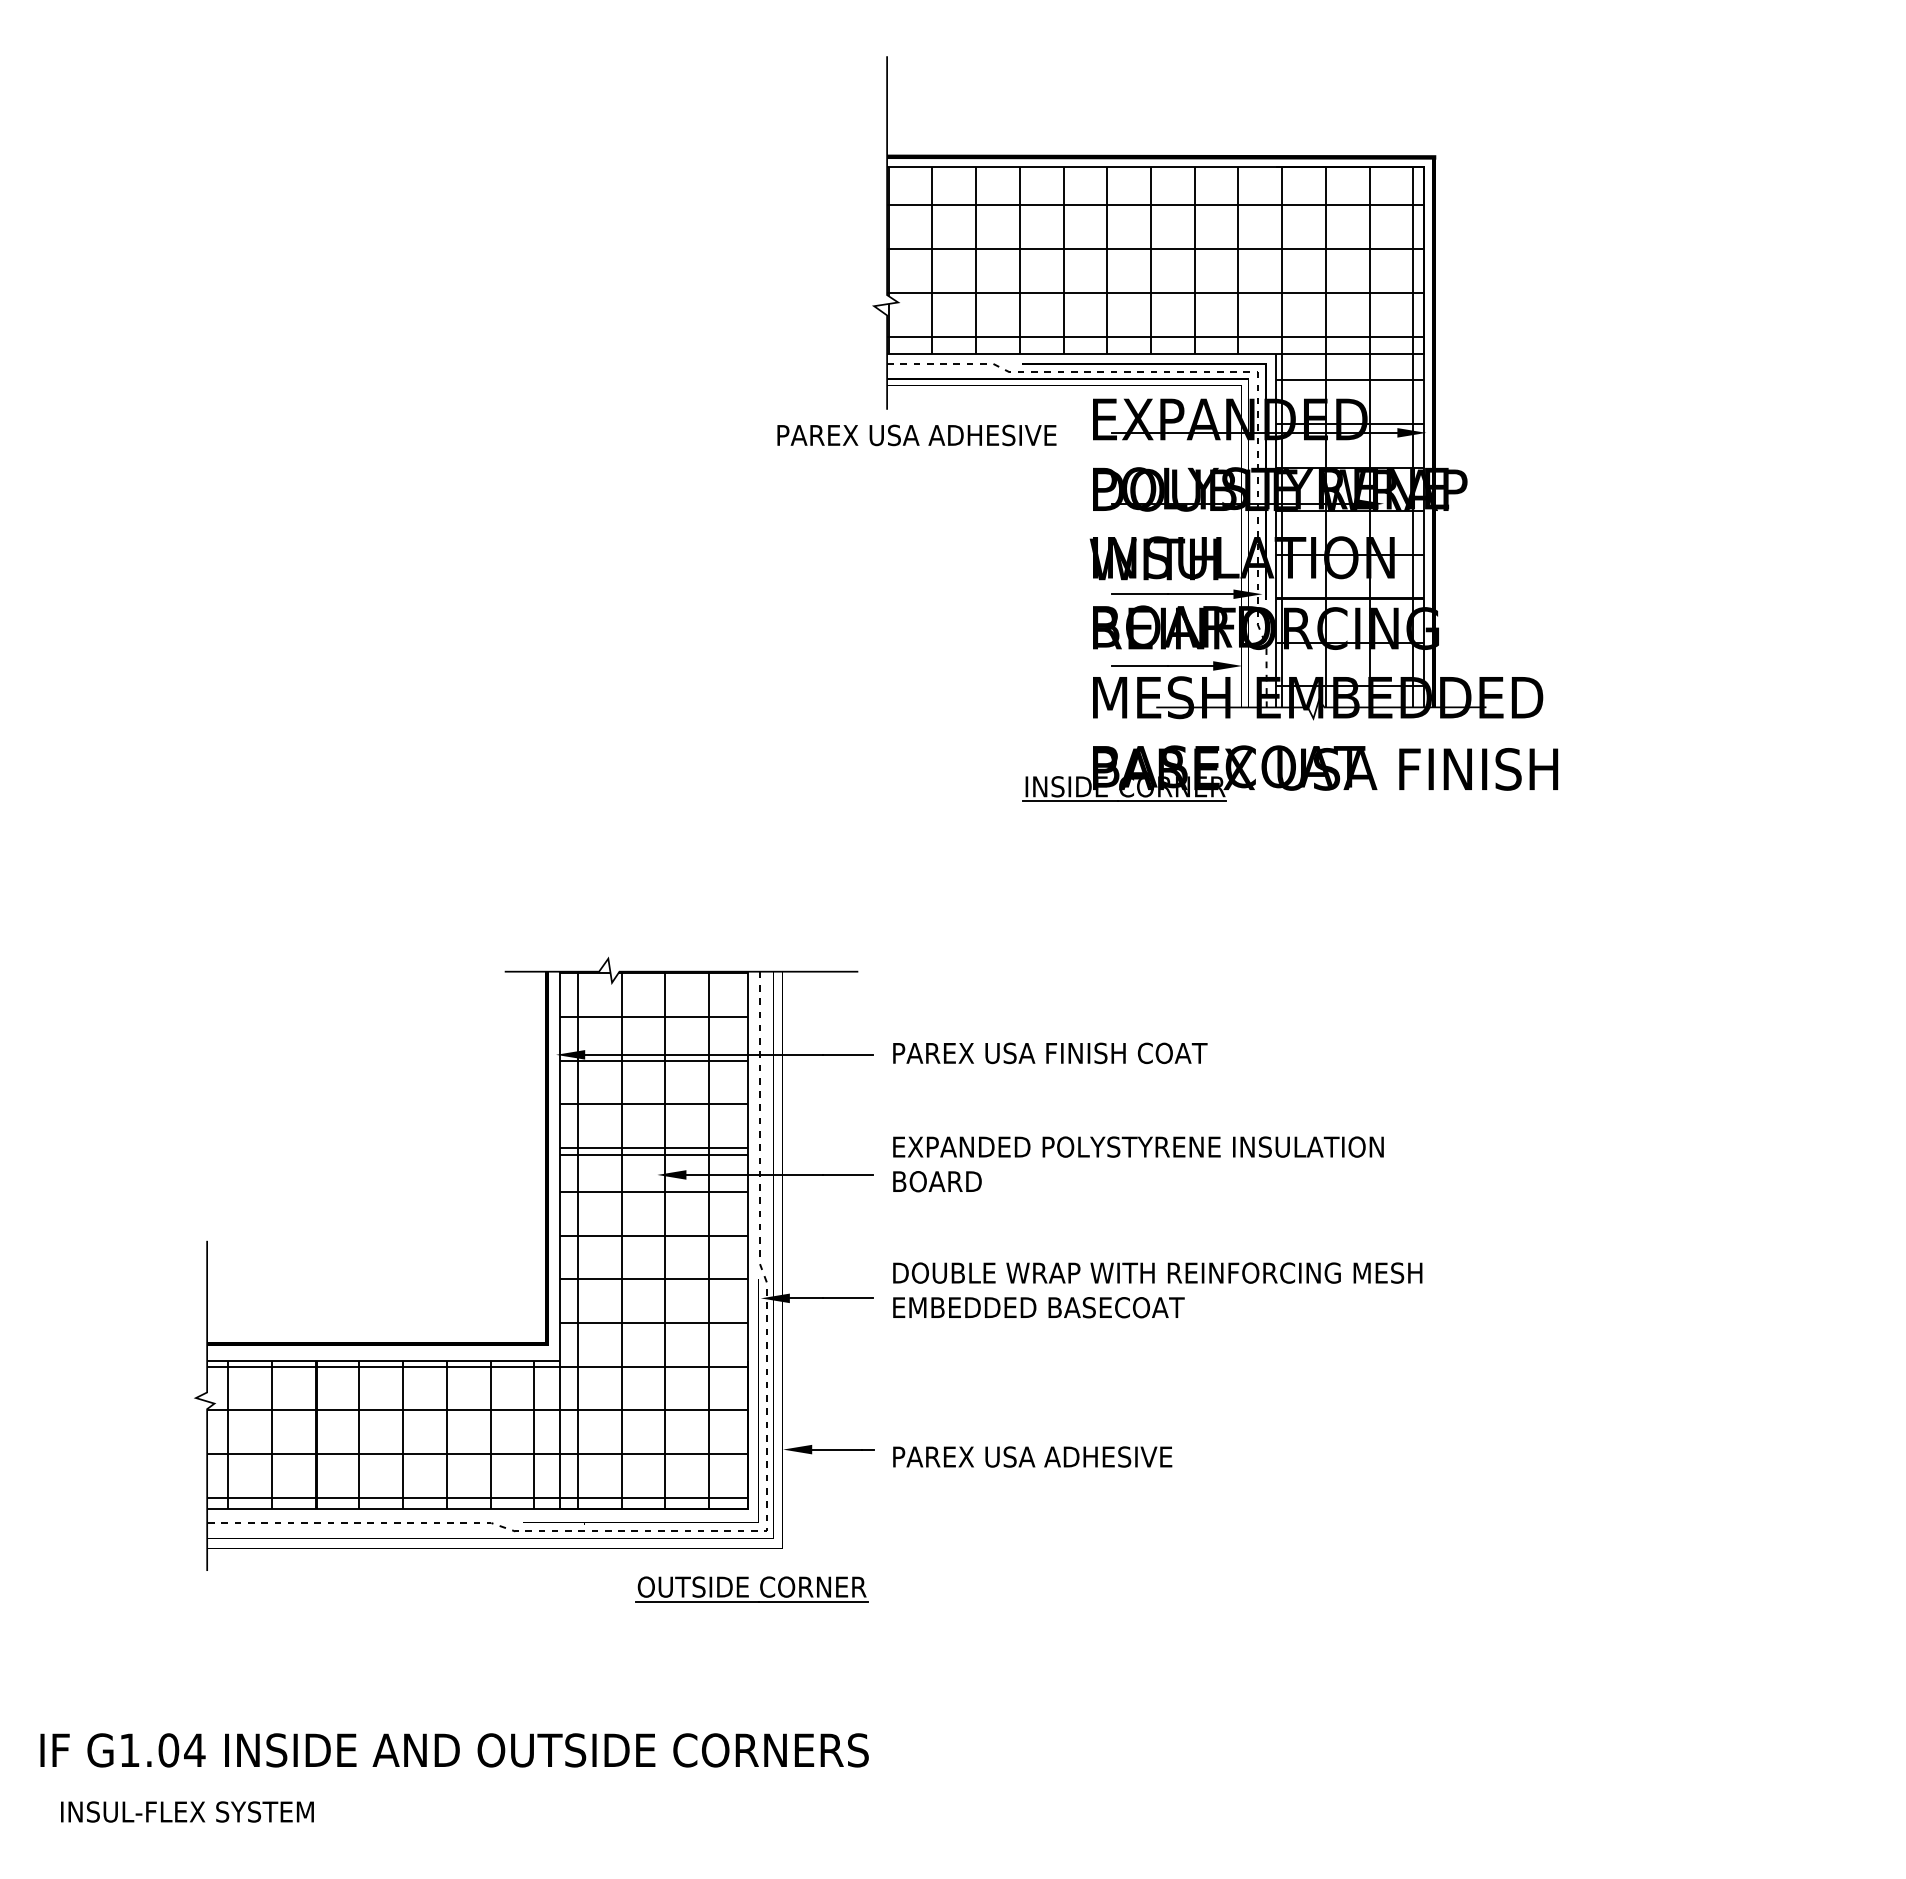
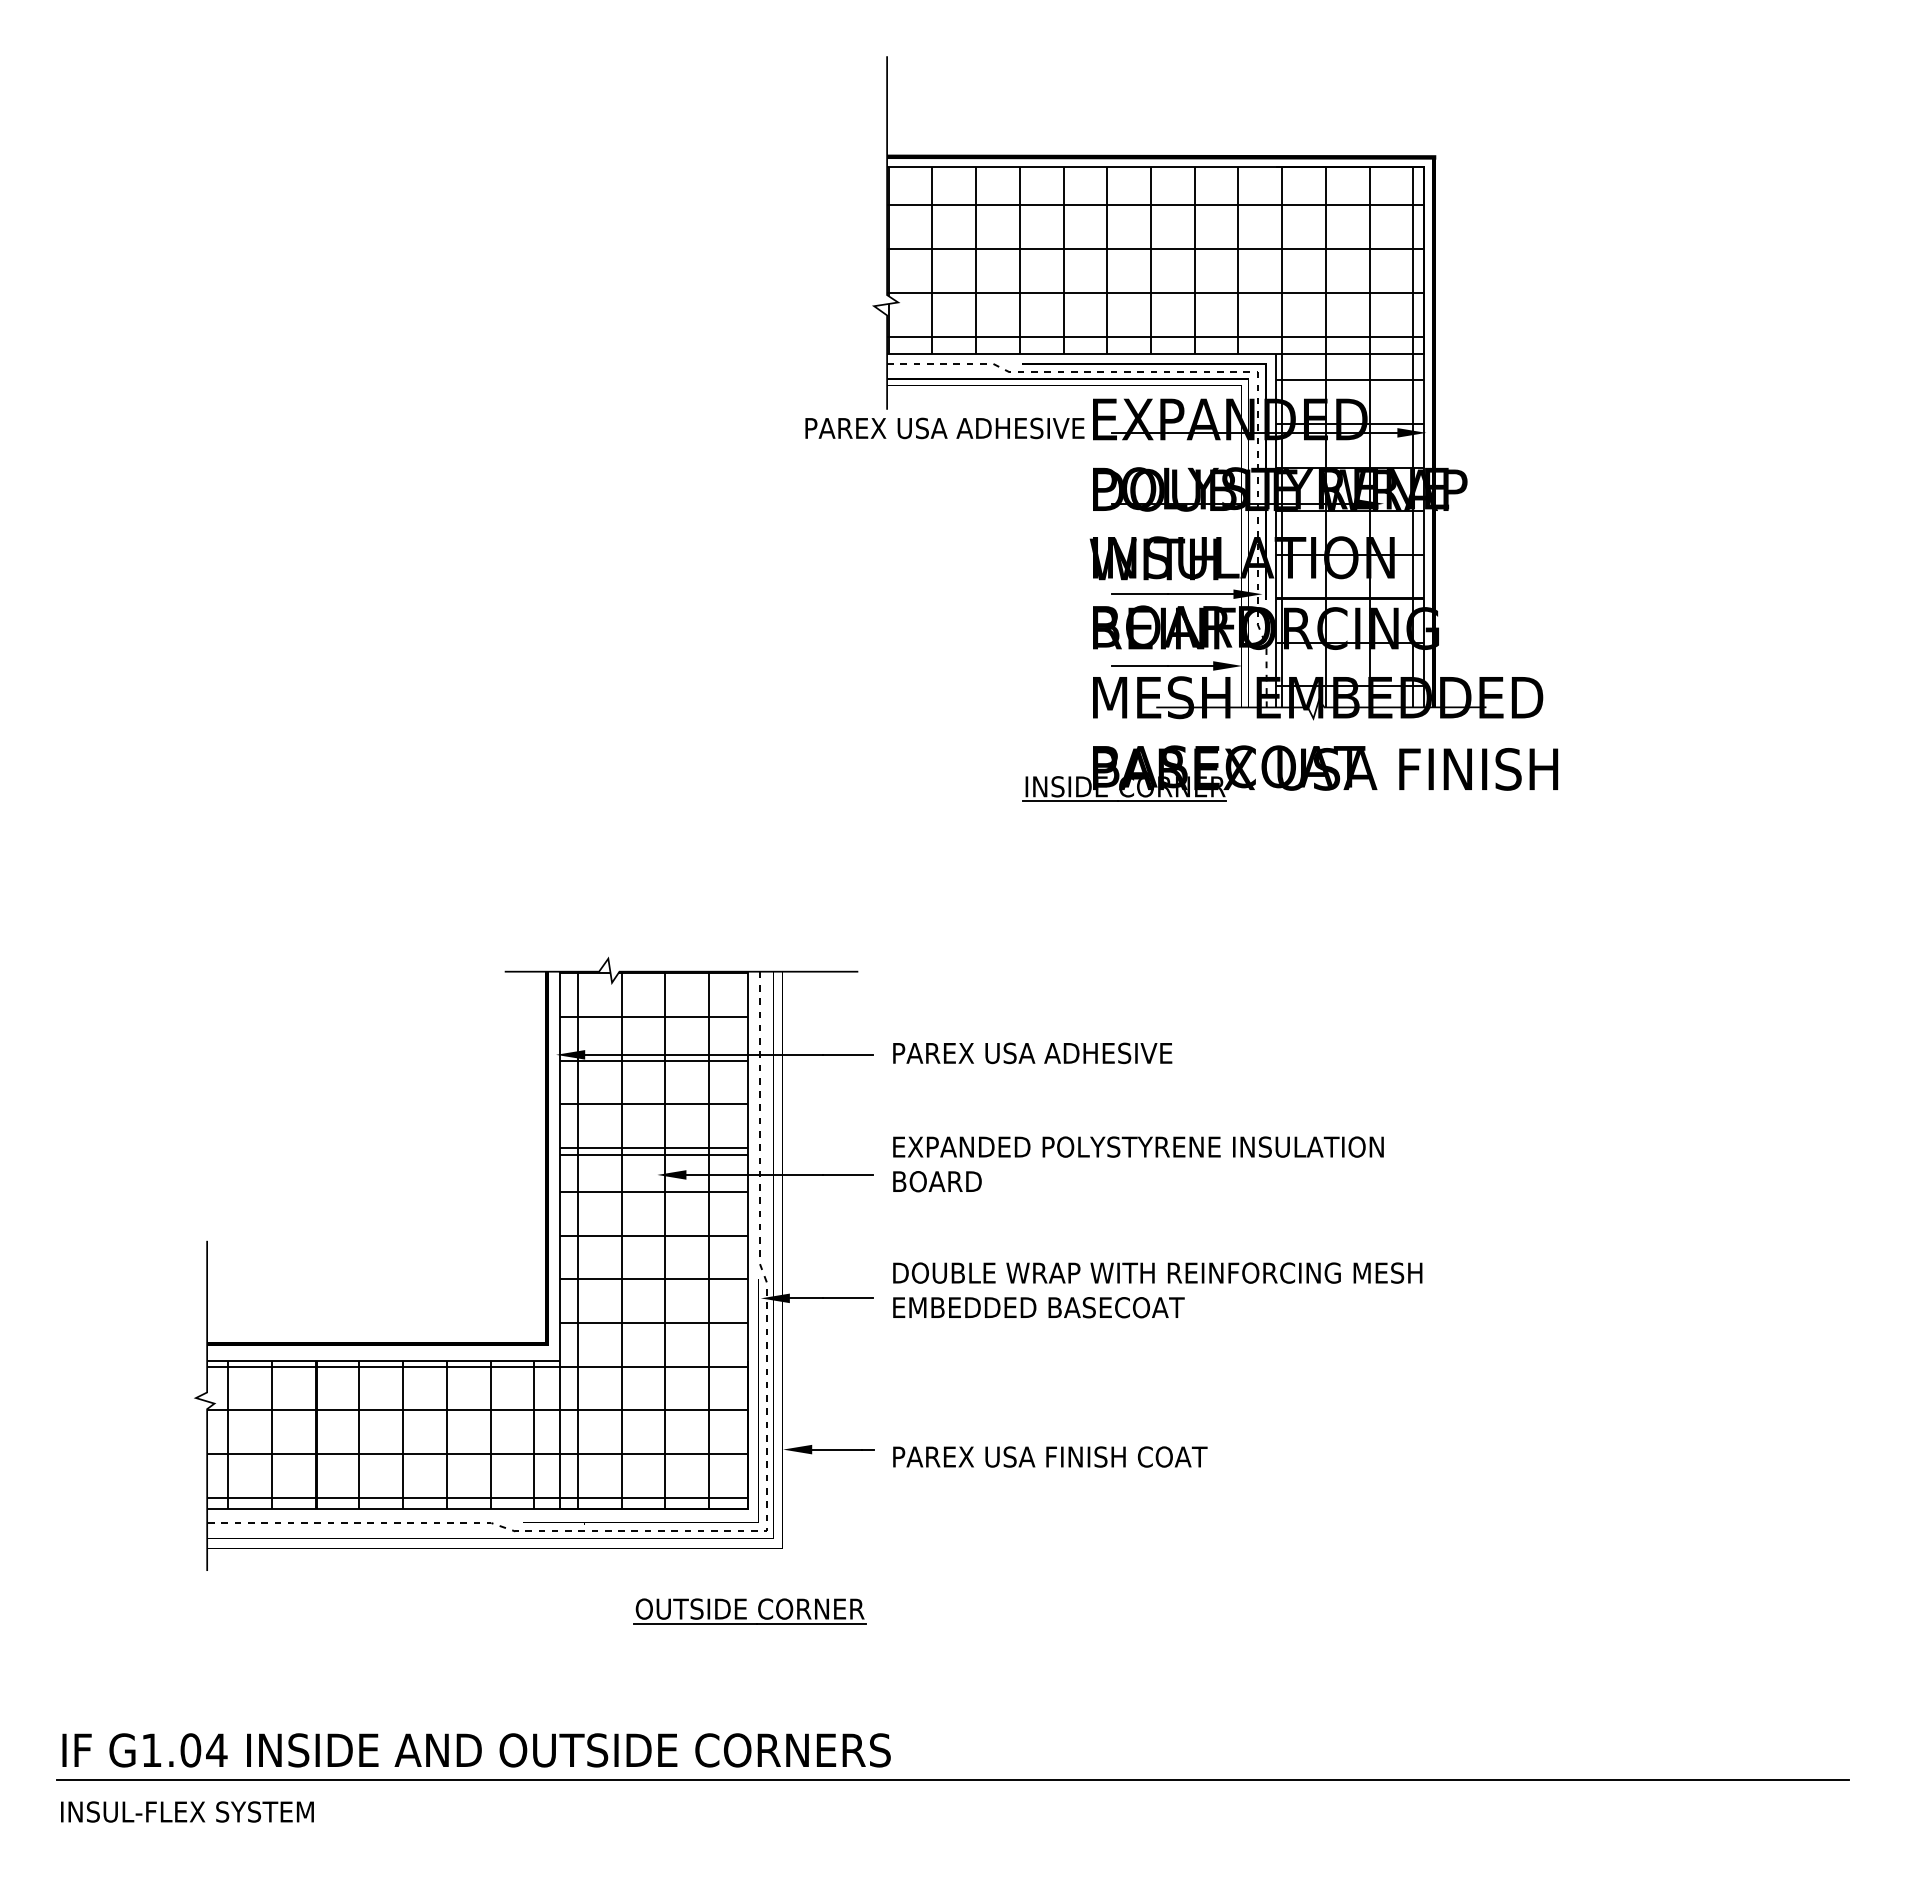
text position: (916, 435) -> (944, 428) (944, 428)
text: PAREX USA FINISH COAT -> PAREX USA ADHESIVE (1125, 1053)
text: PAREX USA ADHESIVE -> PAREX USA FINISH COAT (1125, 1456)
part position: (751, 1589) -> (749, 1611) (749, 1611)
text position: (454, 1750) -> (476, 1750) (476, 1750)
line: none -> present (952, 1780)
